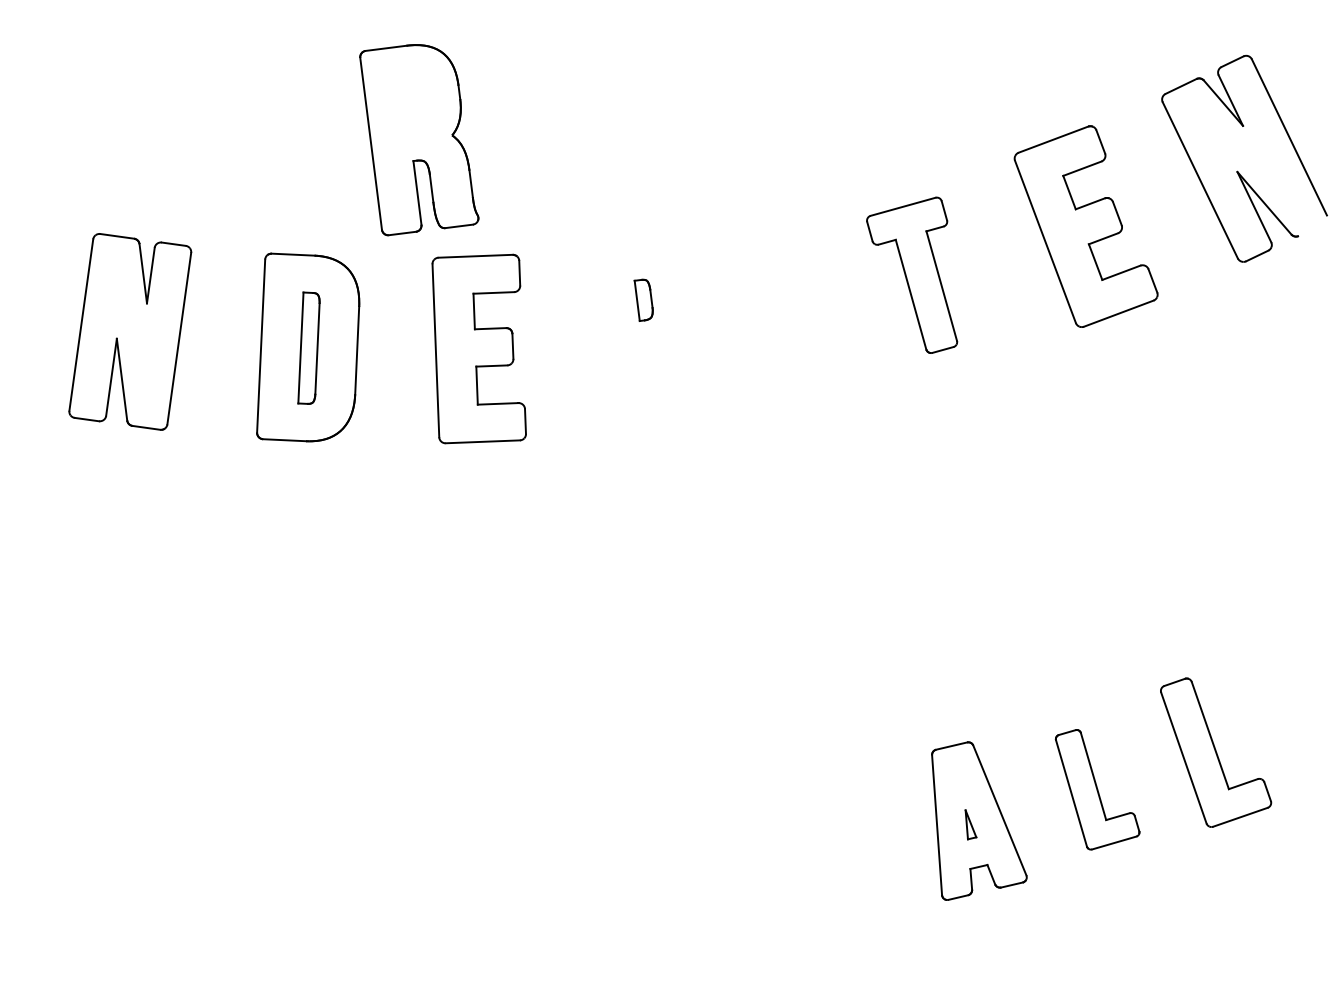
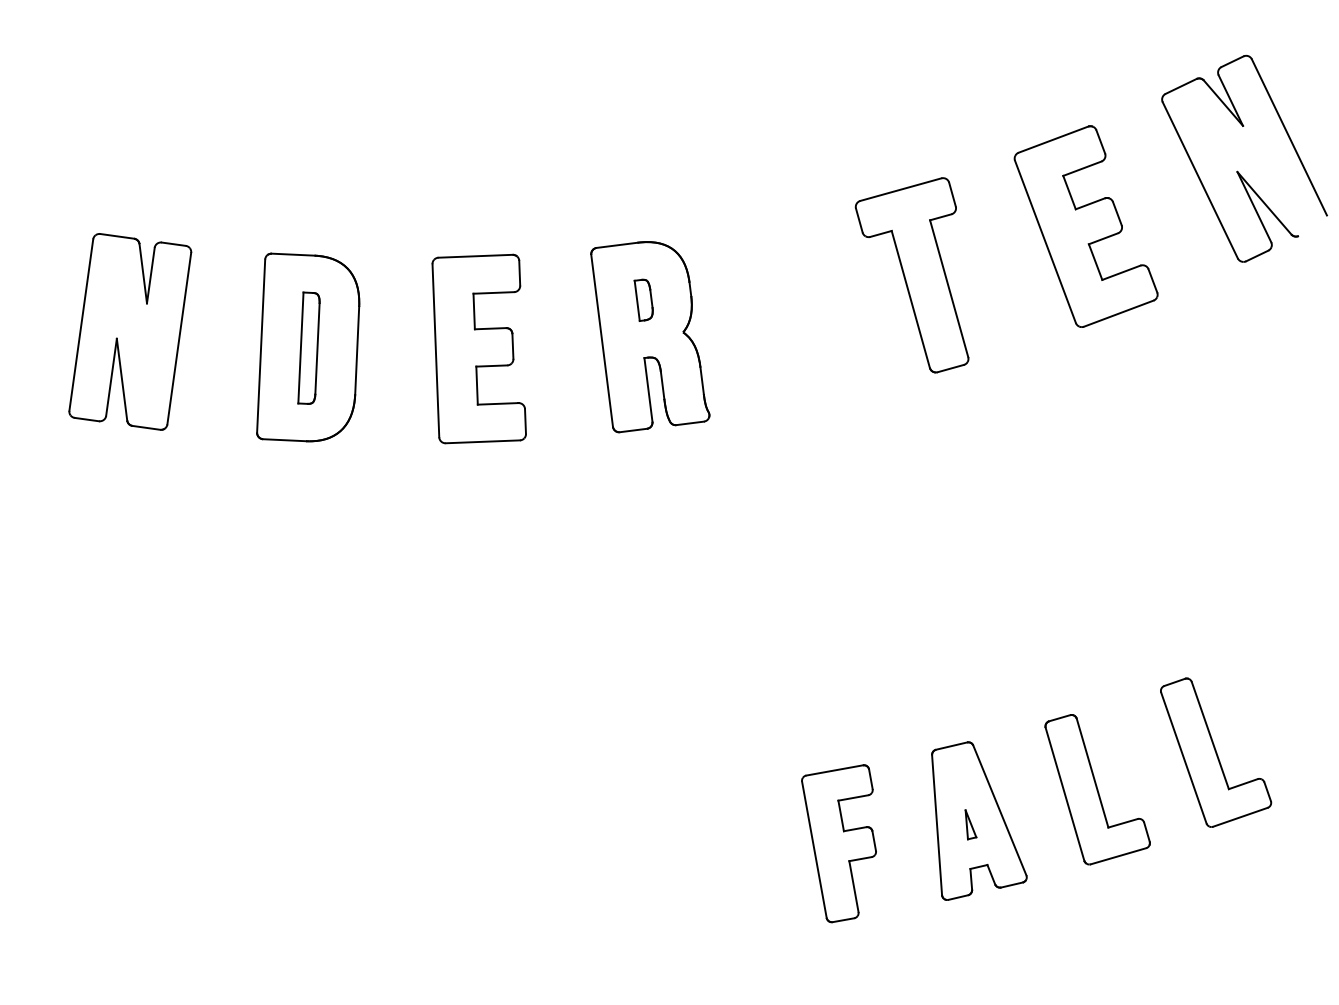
part position: (419, 140) -> (650, 337) (650, 337)
part size: 93x158 px -> 116x197 px (911, 275)
part size: 87x122 px -> 107x152 px (1097, 789)
part: none -> present (838, 843)
